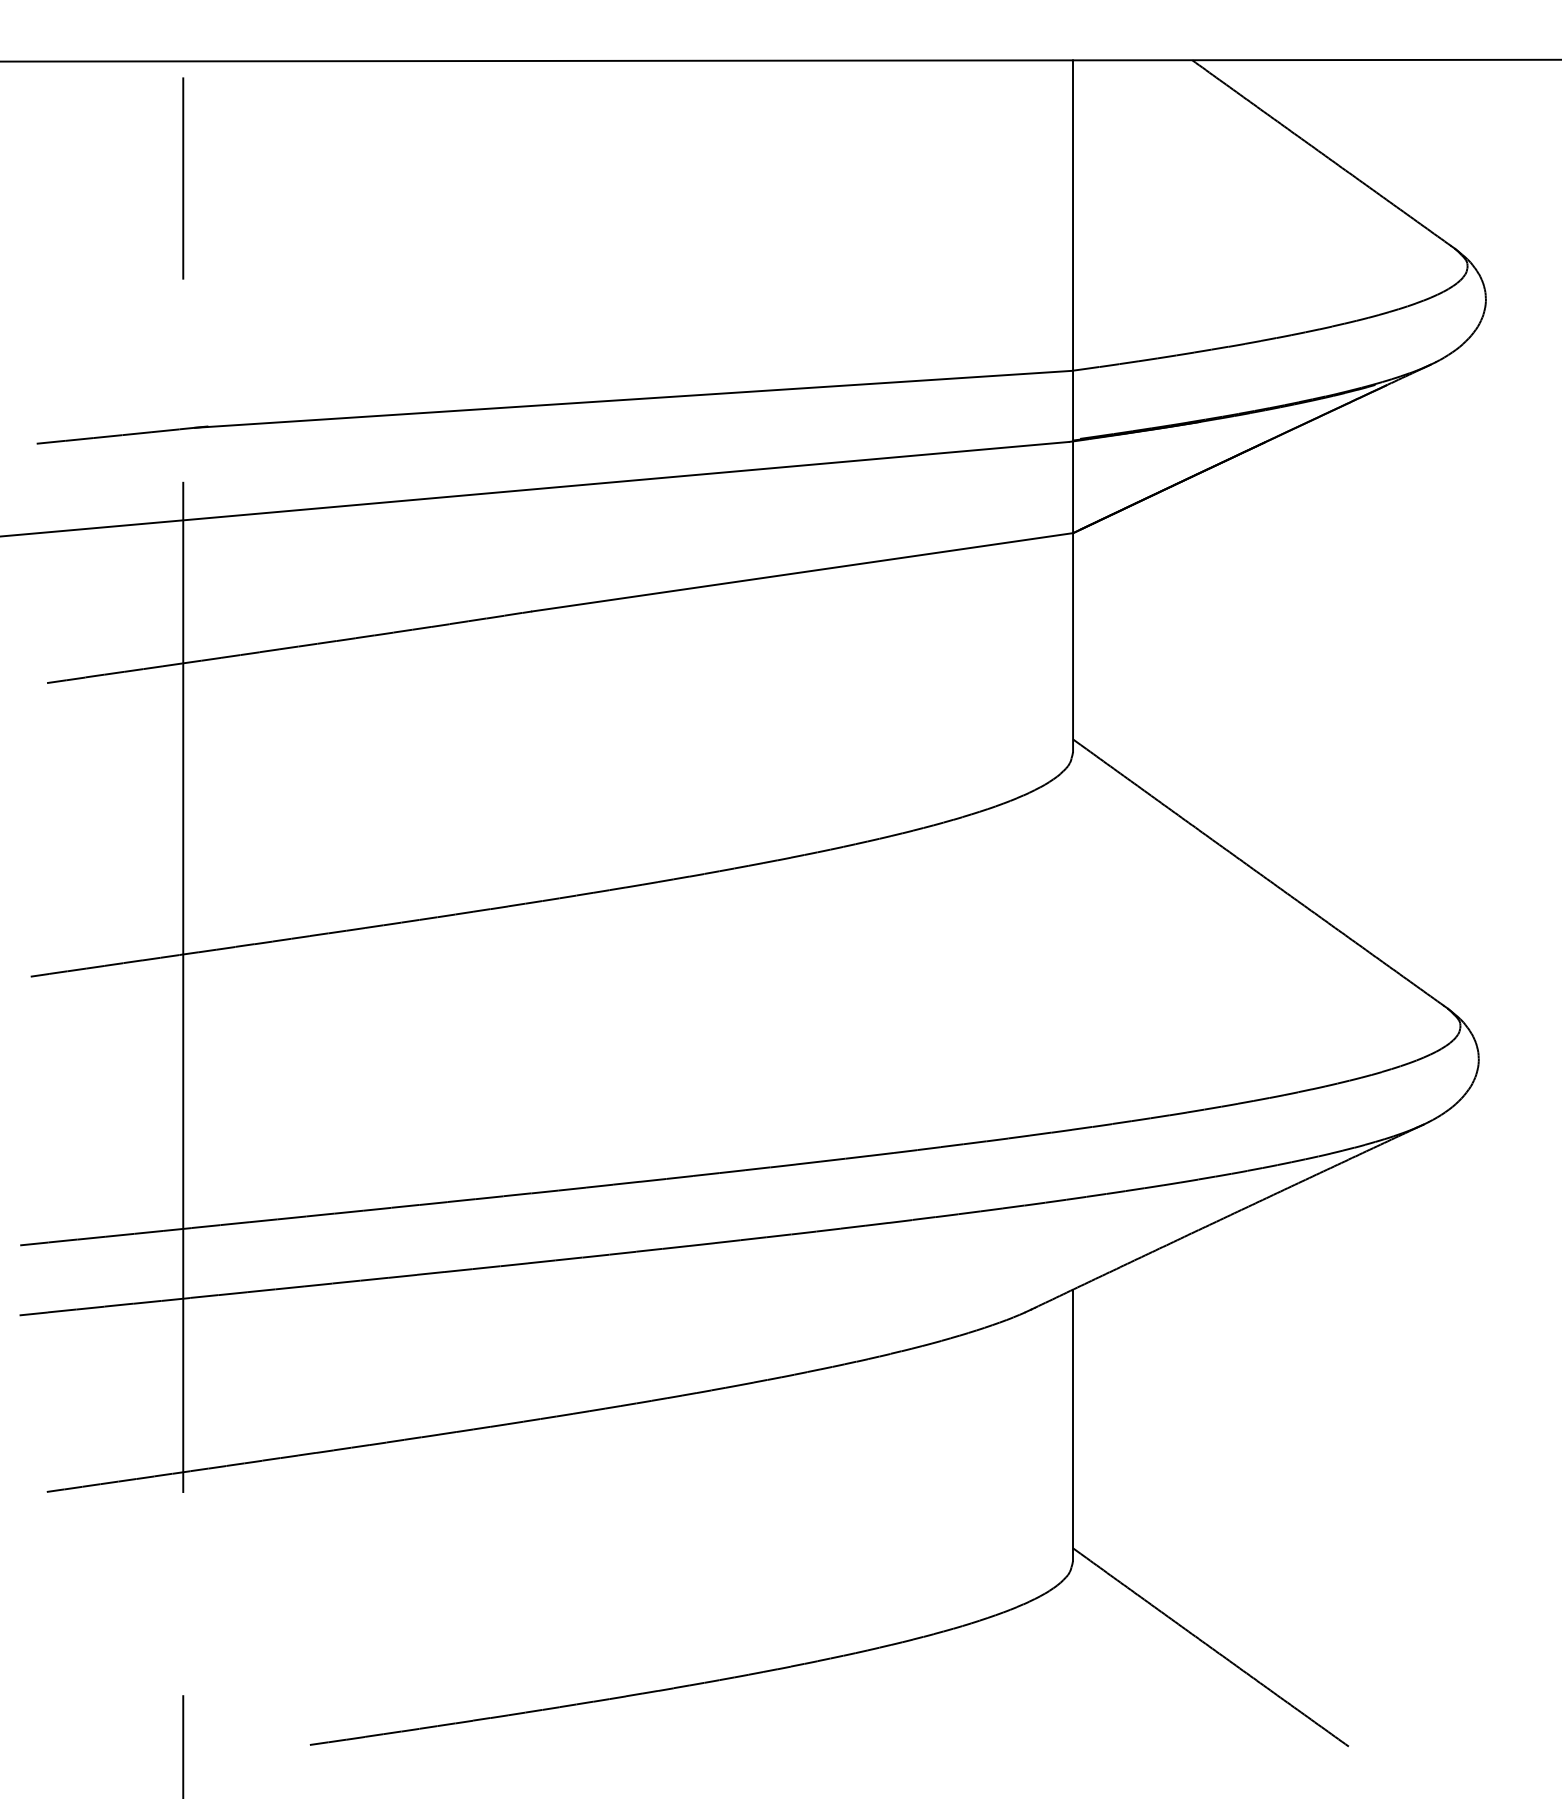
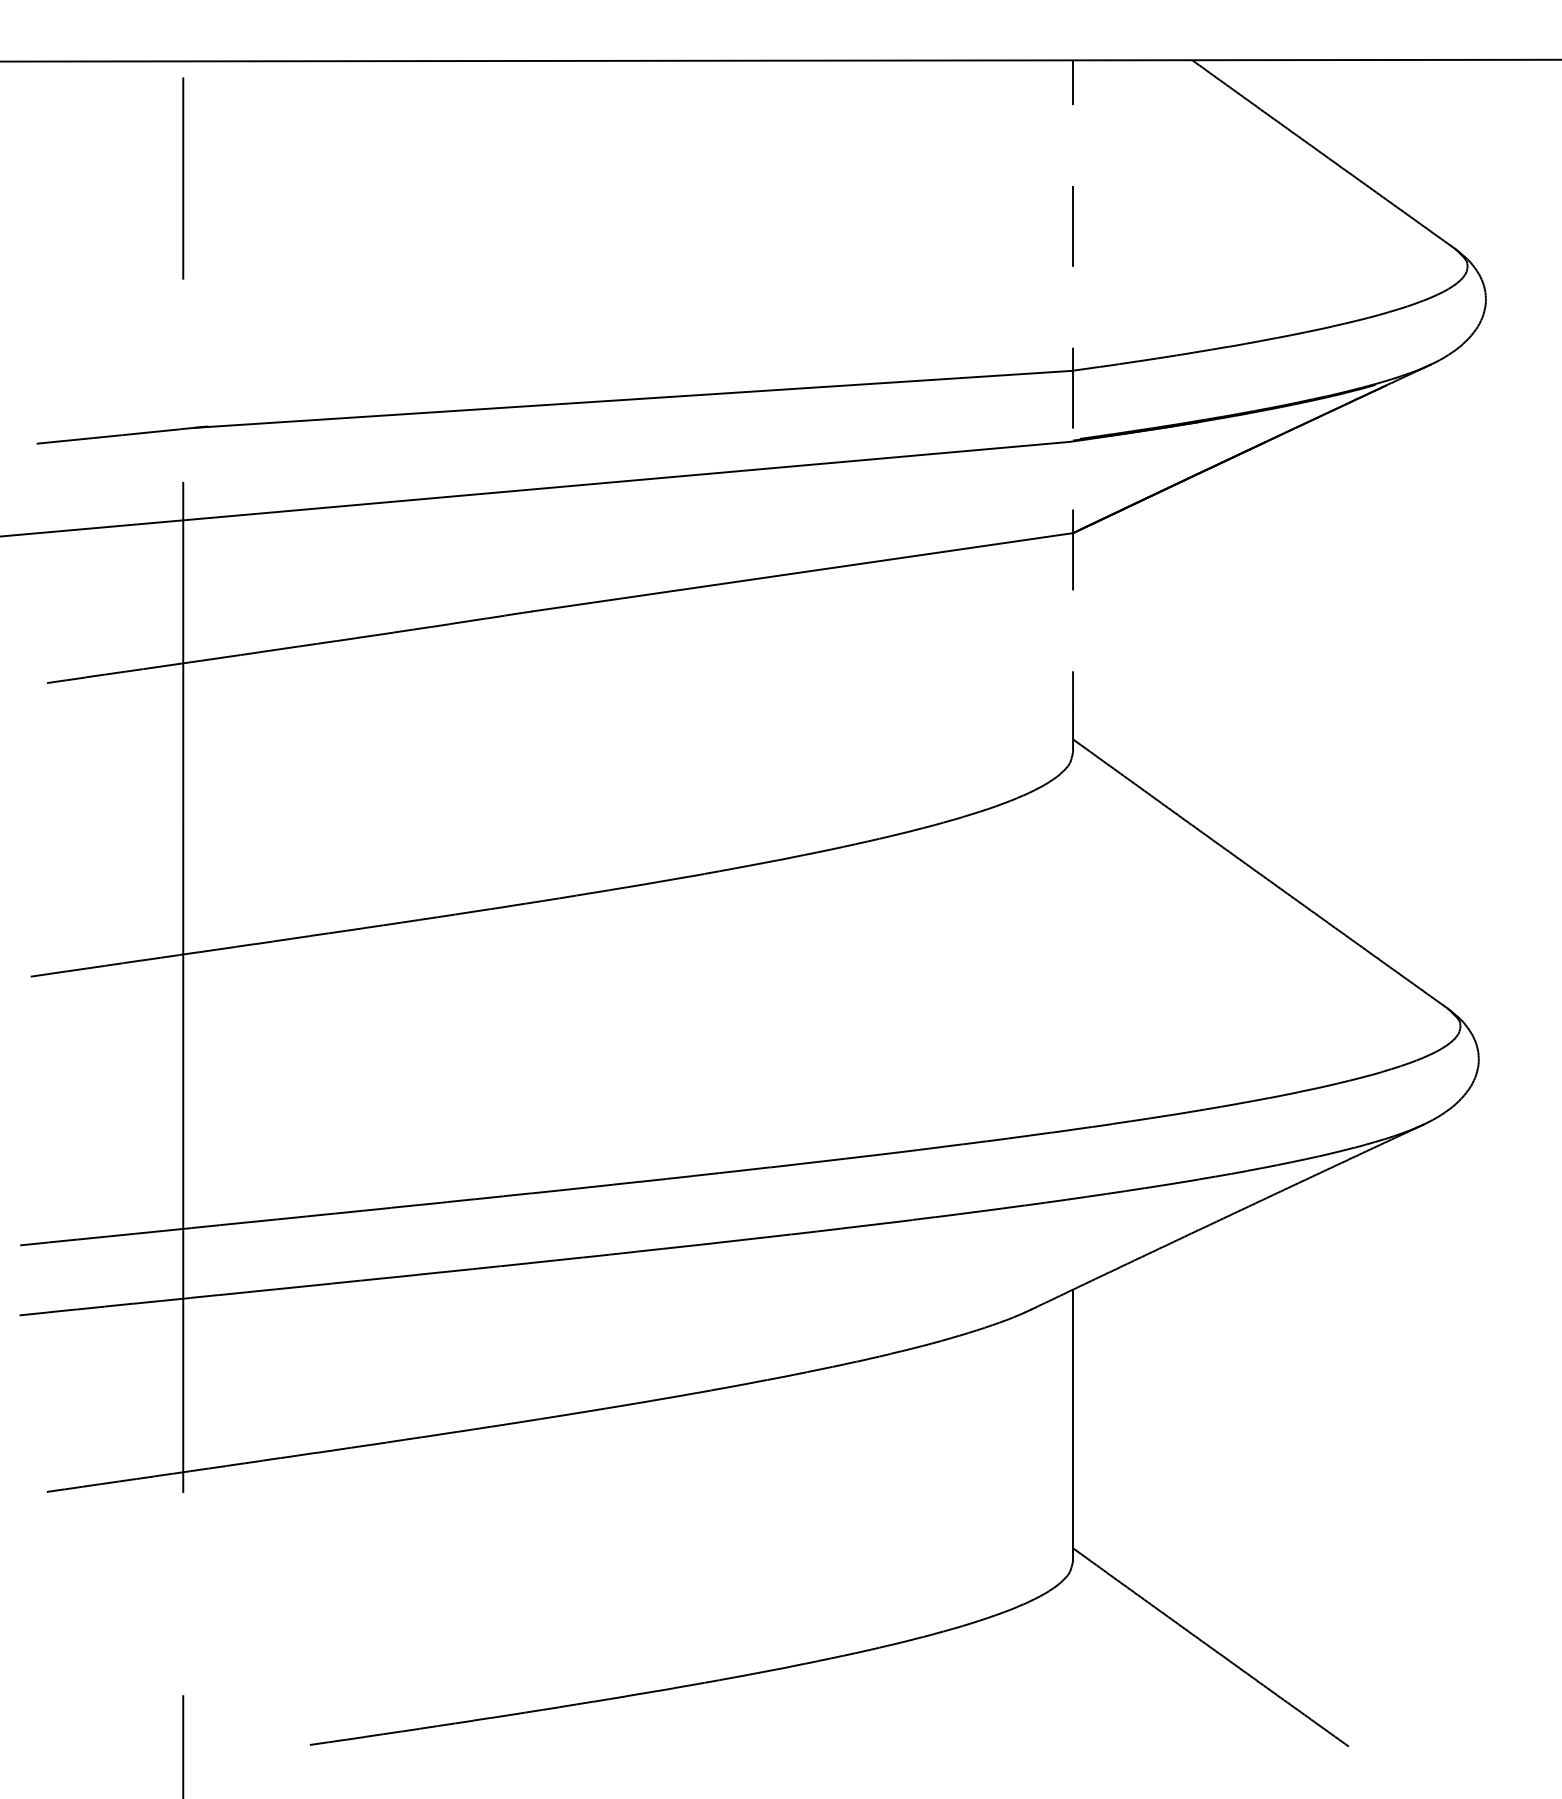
line: solid -> dashed (1073, 406)
